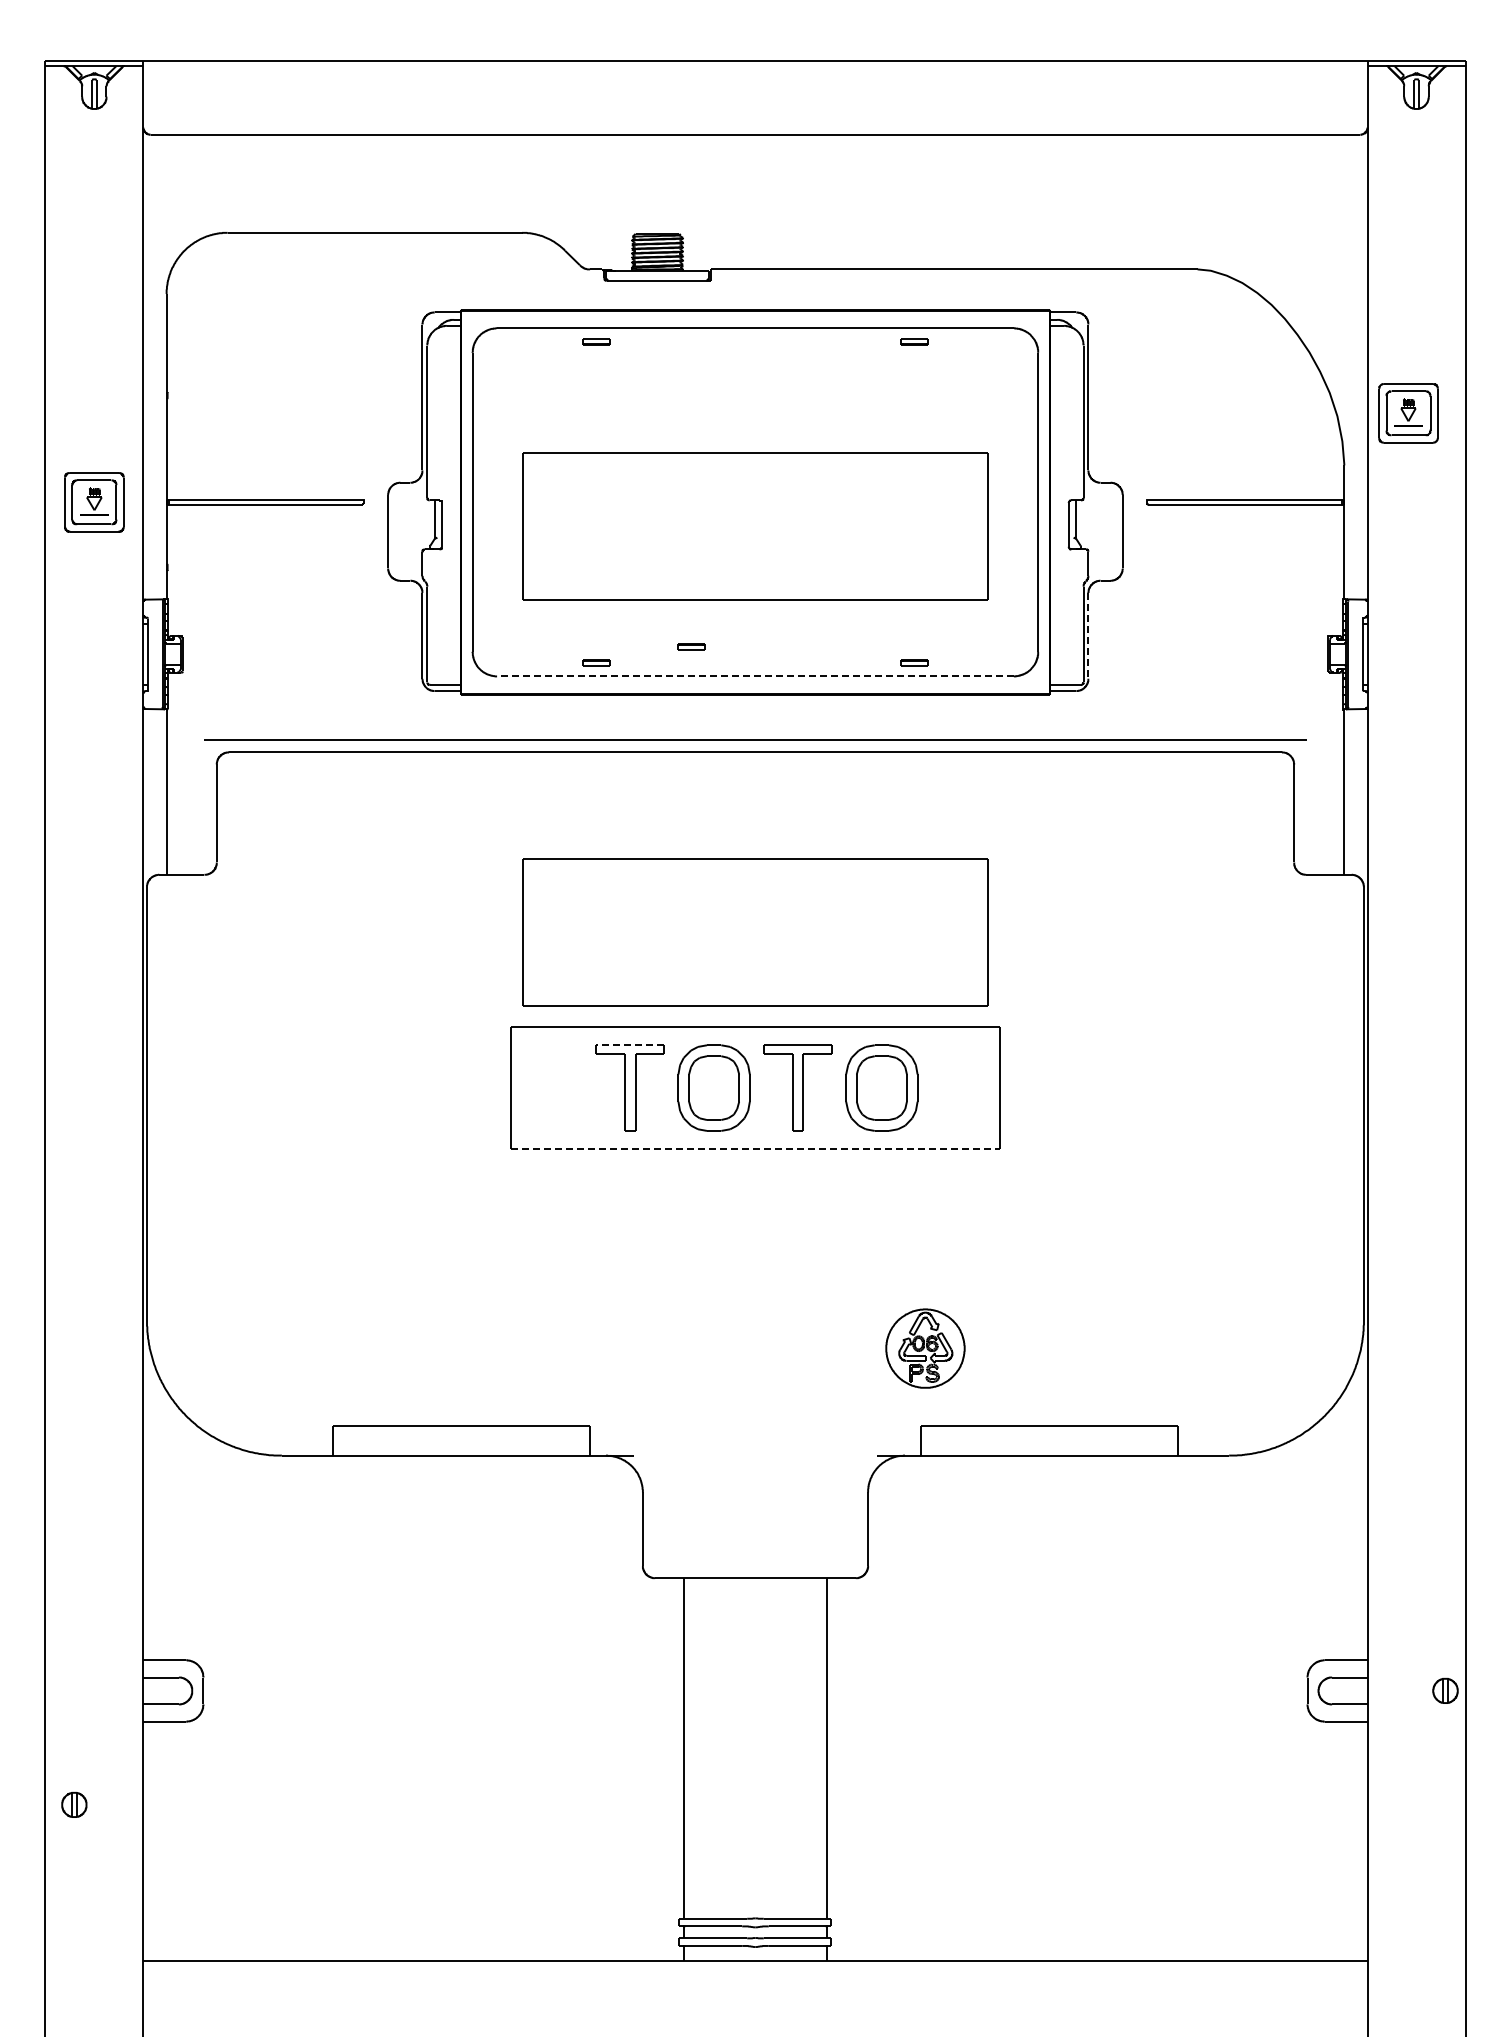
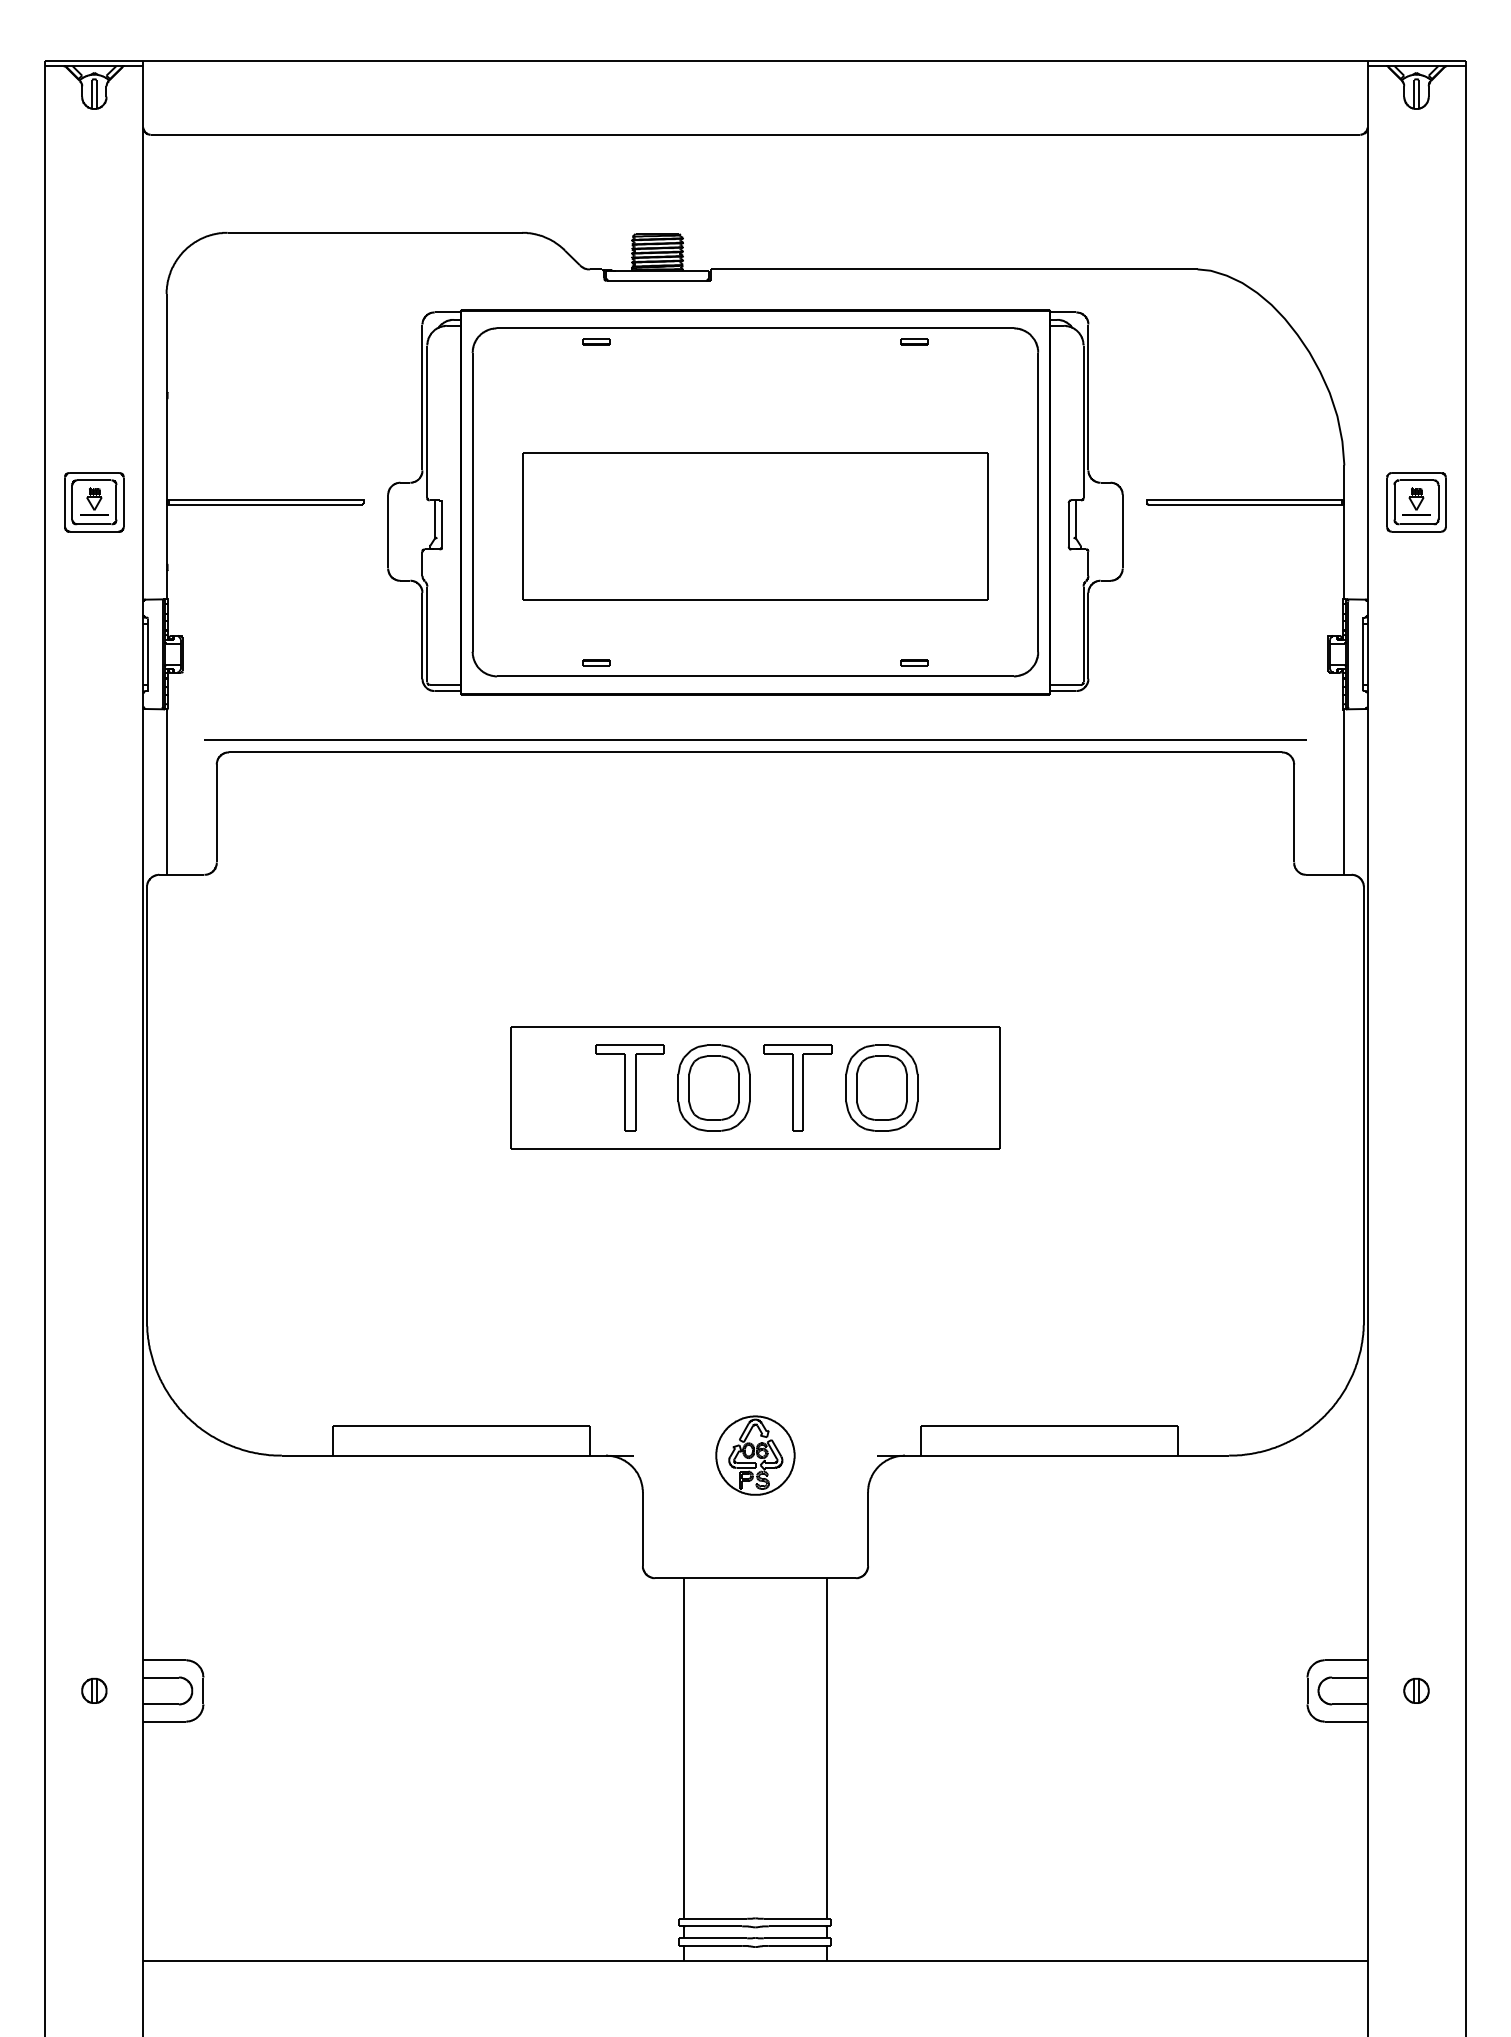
part position: (1408, 413) -> (1416, 502) (1416, 502)
line: dashed -> solid (1088, 635)
part: present -> none (691, 646)
line: dashed -> solid (755, 676)
part: present -> none (755, 932)
line: dashed -> solid (630, 1045)
line: dashed -> solid (755, 1149)
part position: (925, 1348) -> (755, 1455) (755, 1455)
part position: (1445, 1690) -> (1416, 1690) (1416, 1690)
part position: (74, 1804) -> (94, 1690) (94, 1690)
